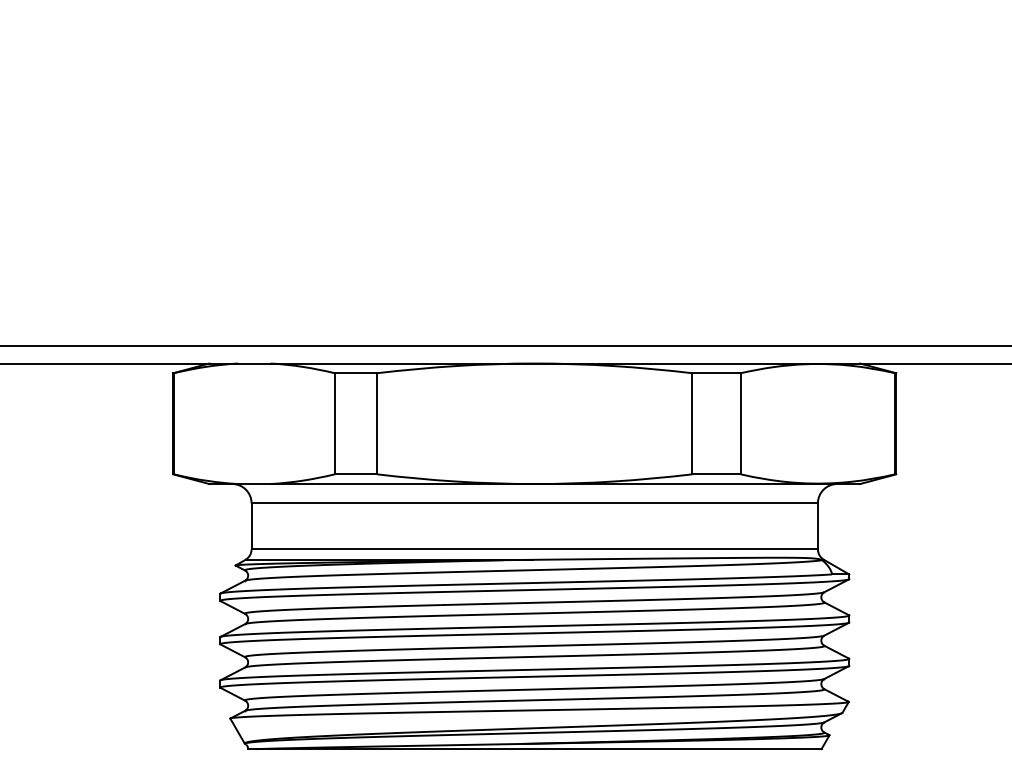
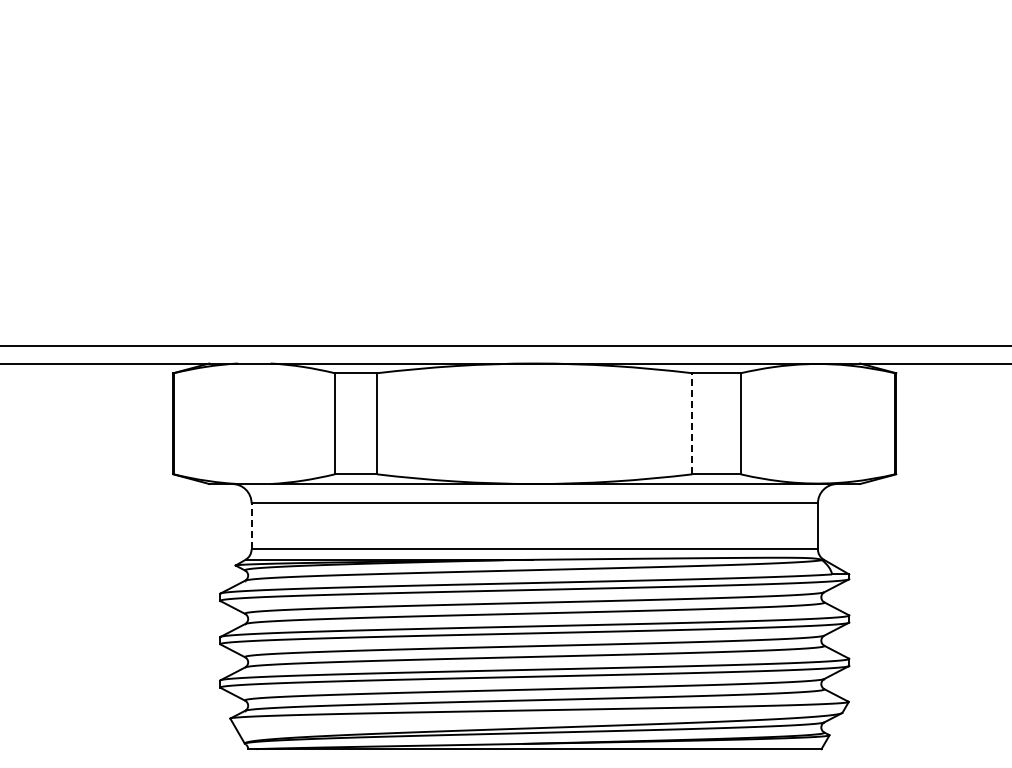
line: solid -> dashed (692, 423)
line: solid -> dashed (251, 525)
